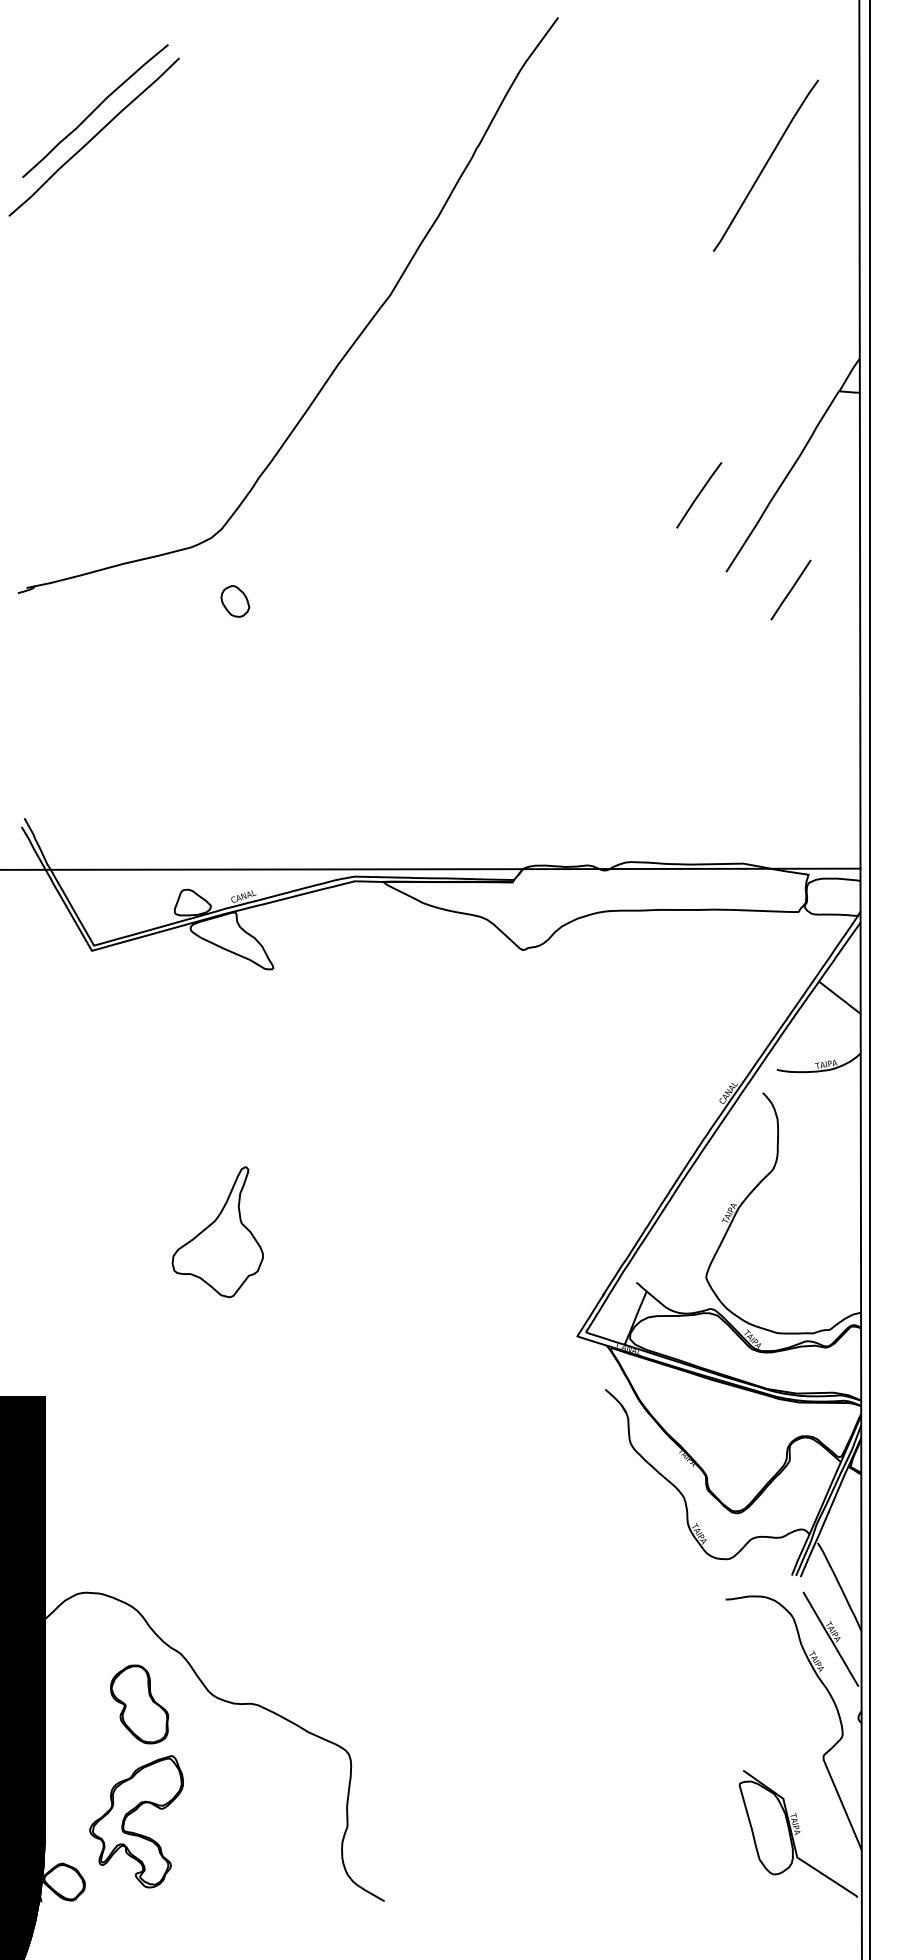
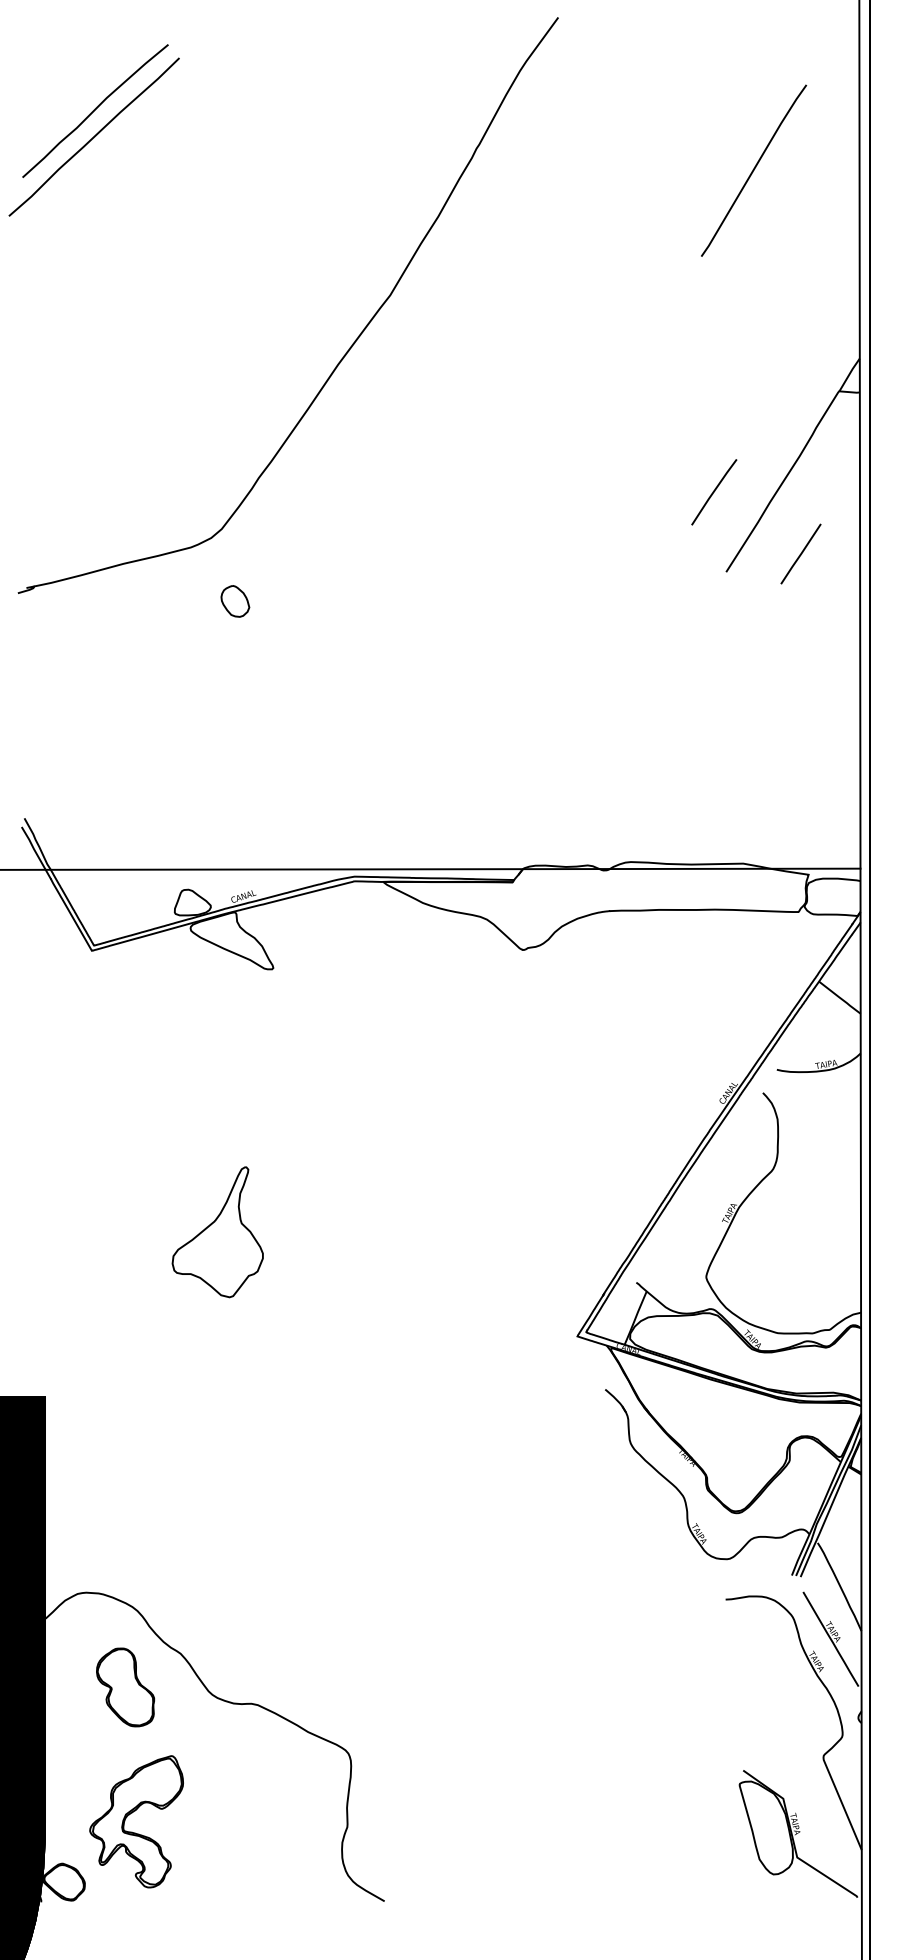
line position: (766, 165) -> (754, 170) (754, 170)
line position: (699, 495) -> (714, 492) (714, 492)
line position: (790, 589) -> (800, 553) (800, 553)
part position: (139, 1704) -> (125, 1687) (125, 1687)
